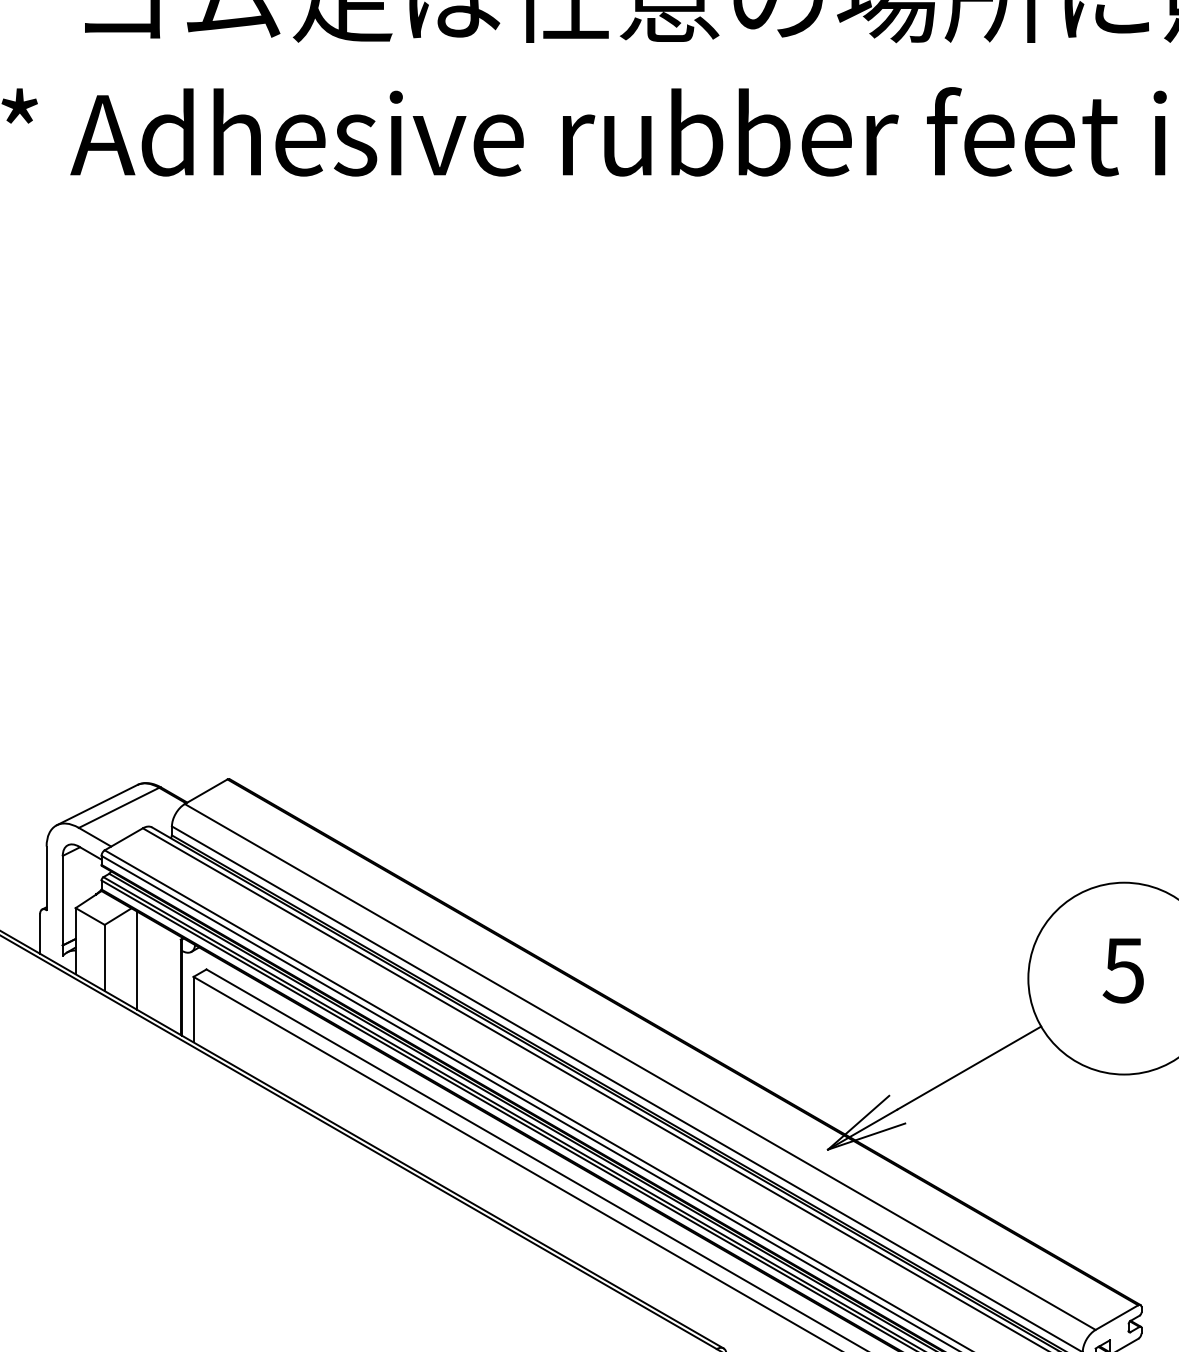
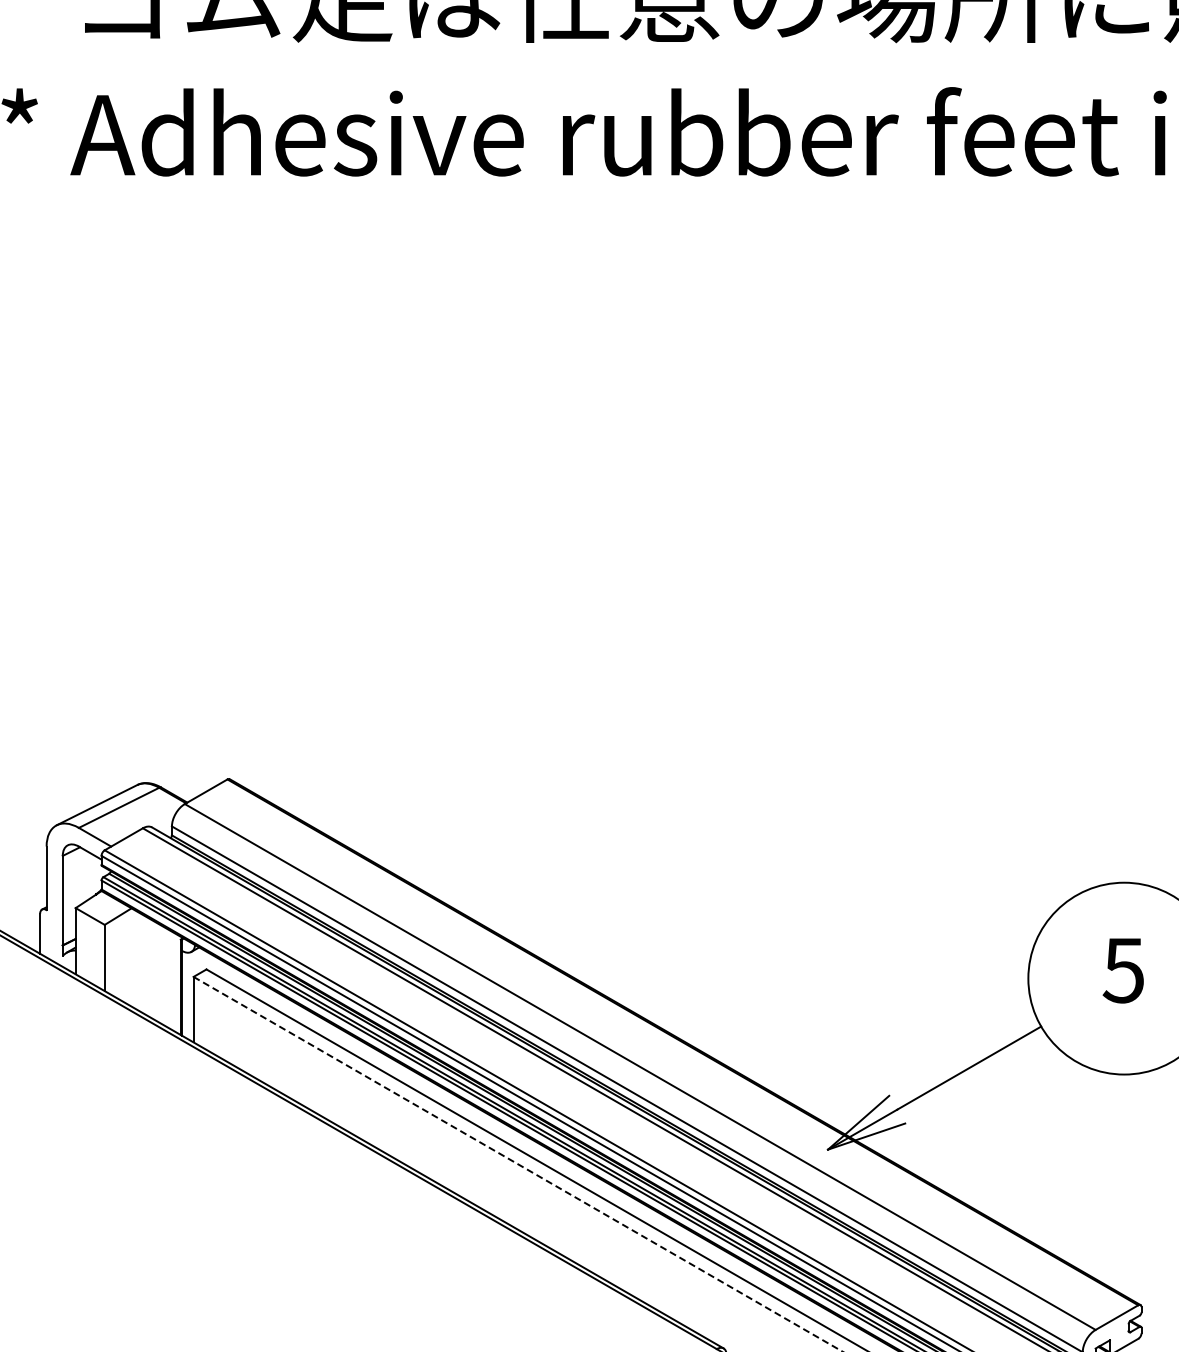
line: present -> none (137, 960)
line: solid -> dashed (518, 1164)
